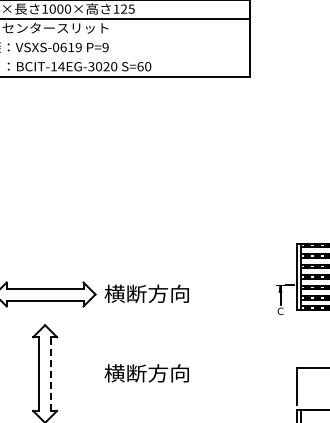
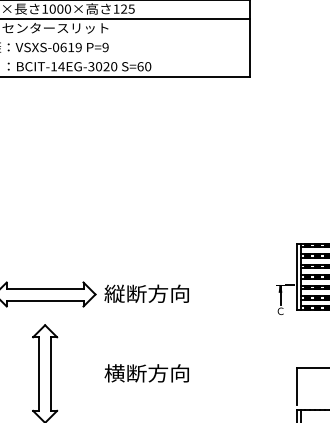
text: 横断方向 -> 縦断方向 (114, 293)
line: dashed -> solid (51, 374)
